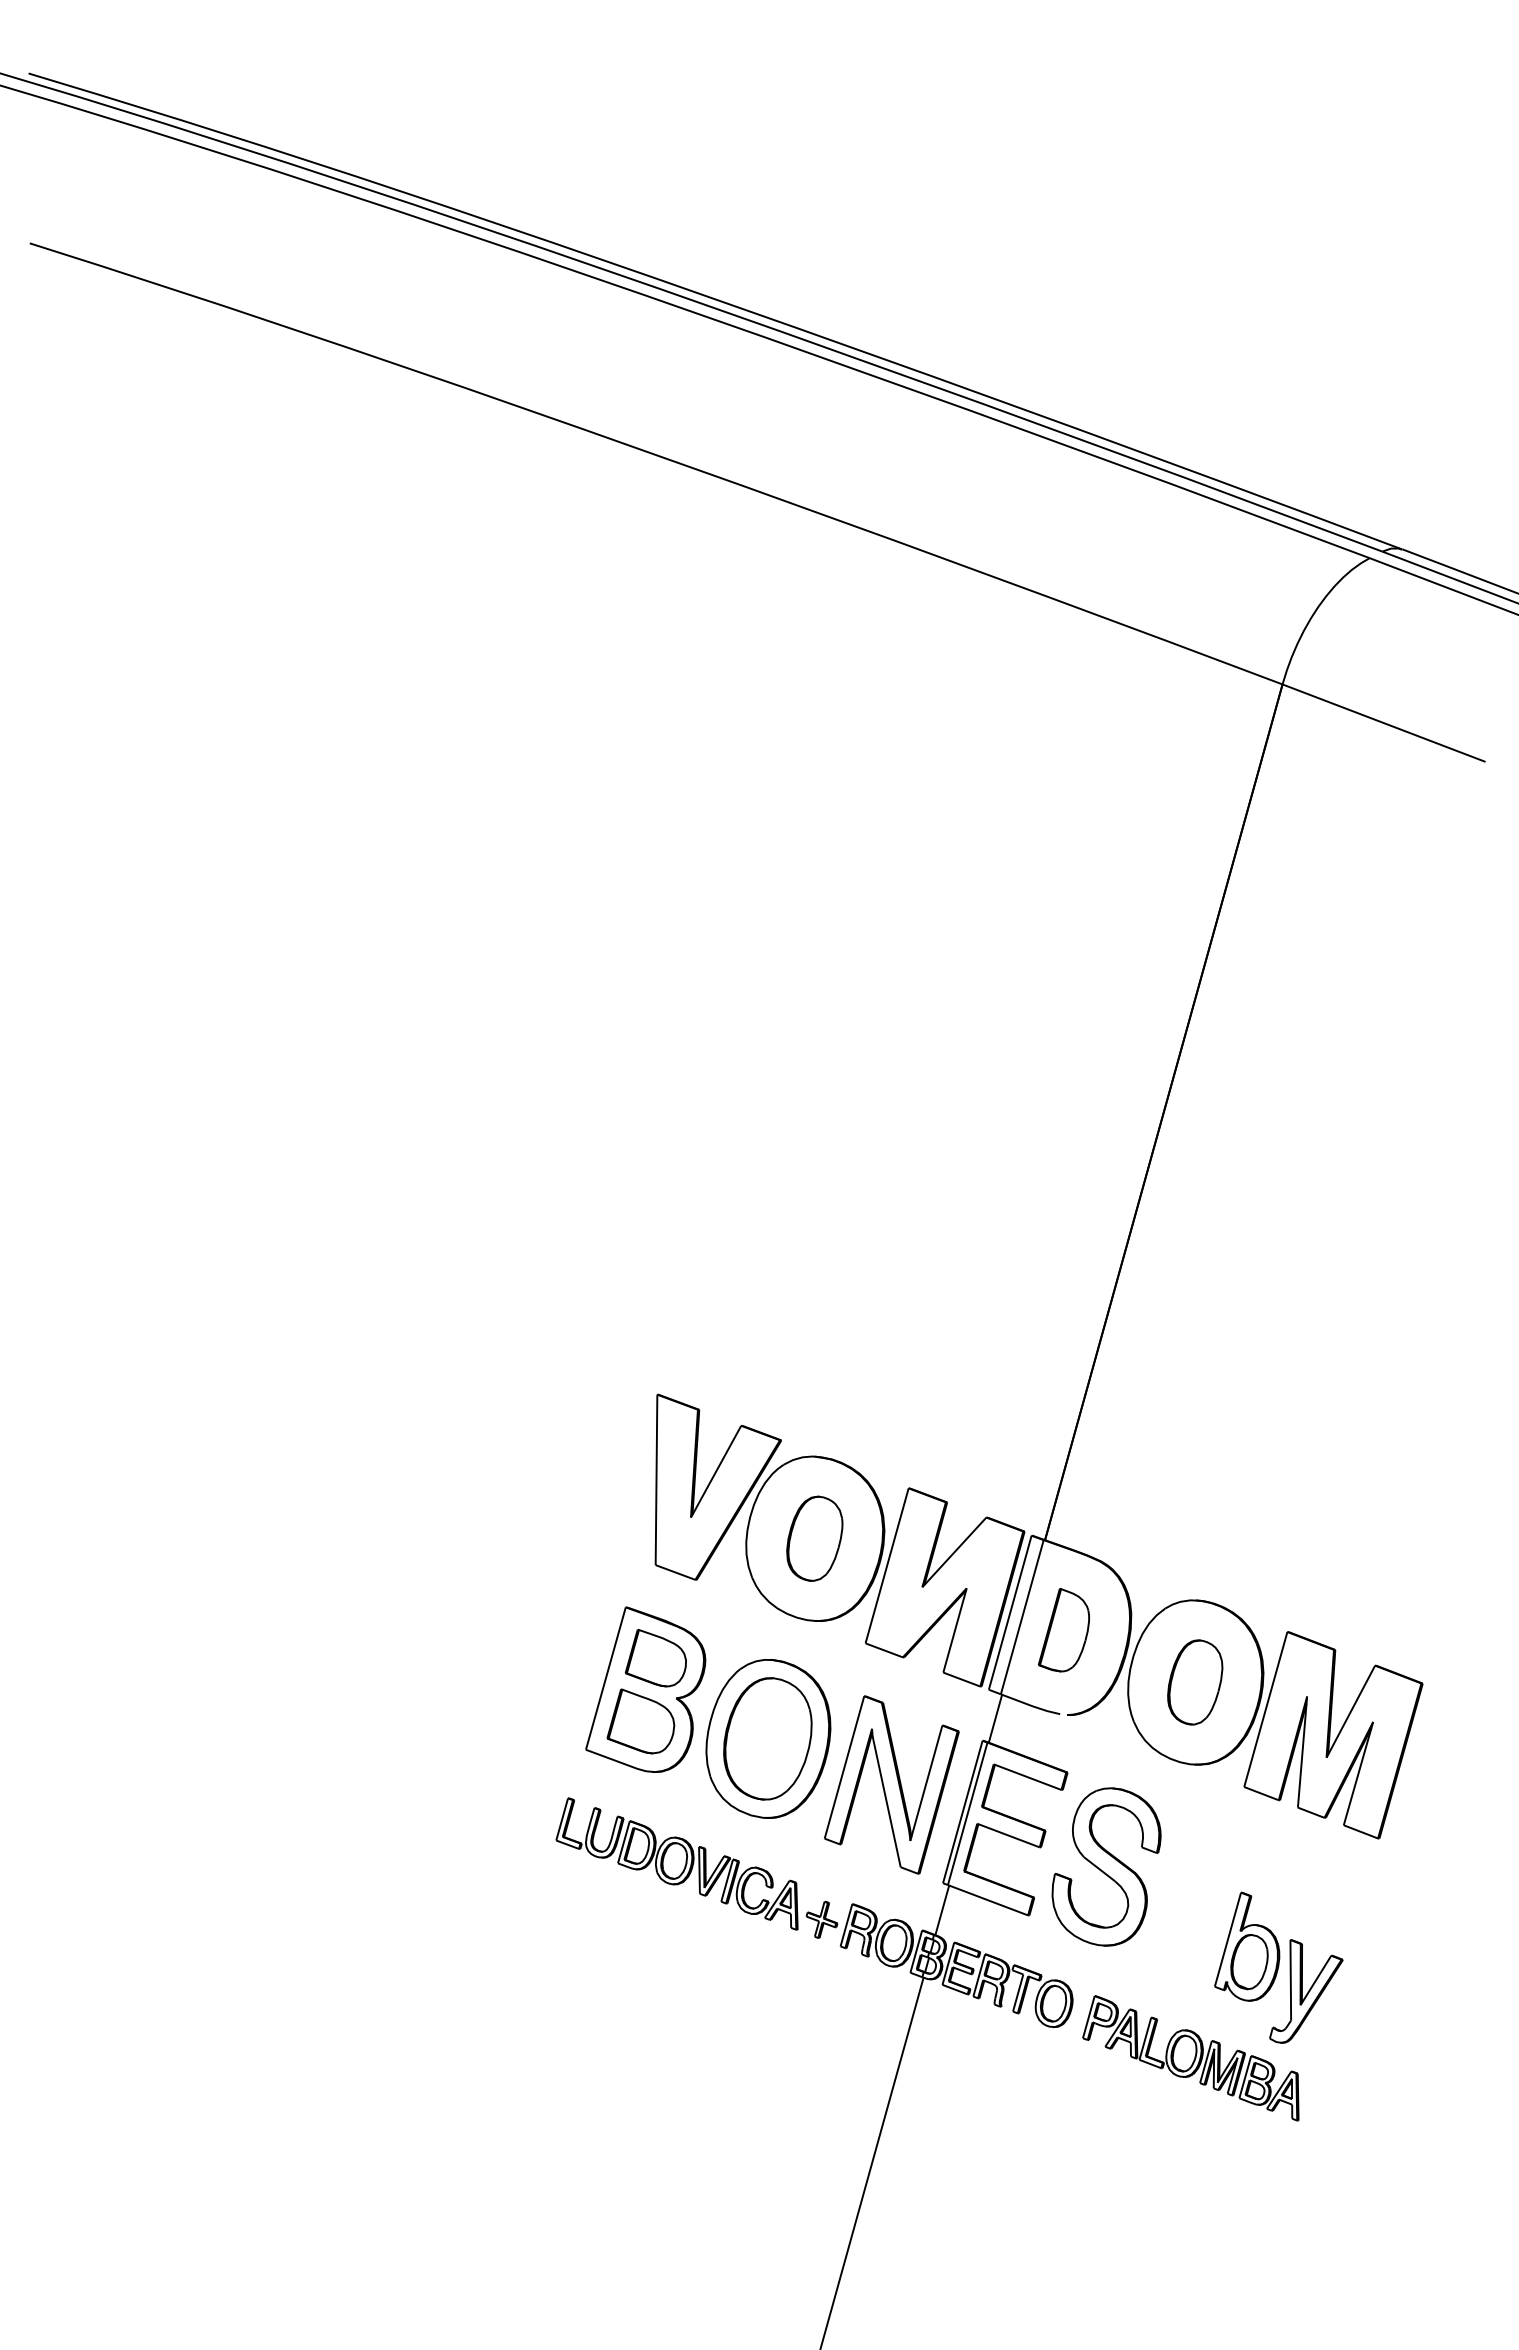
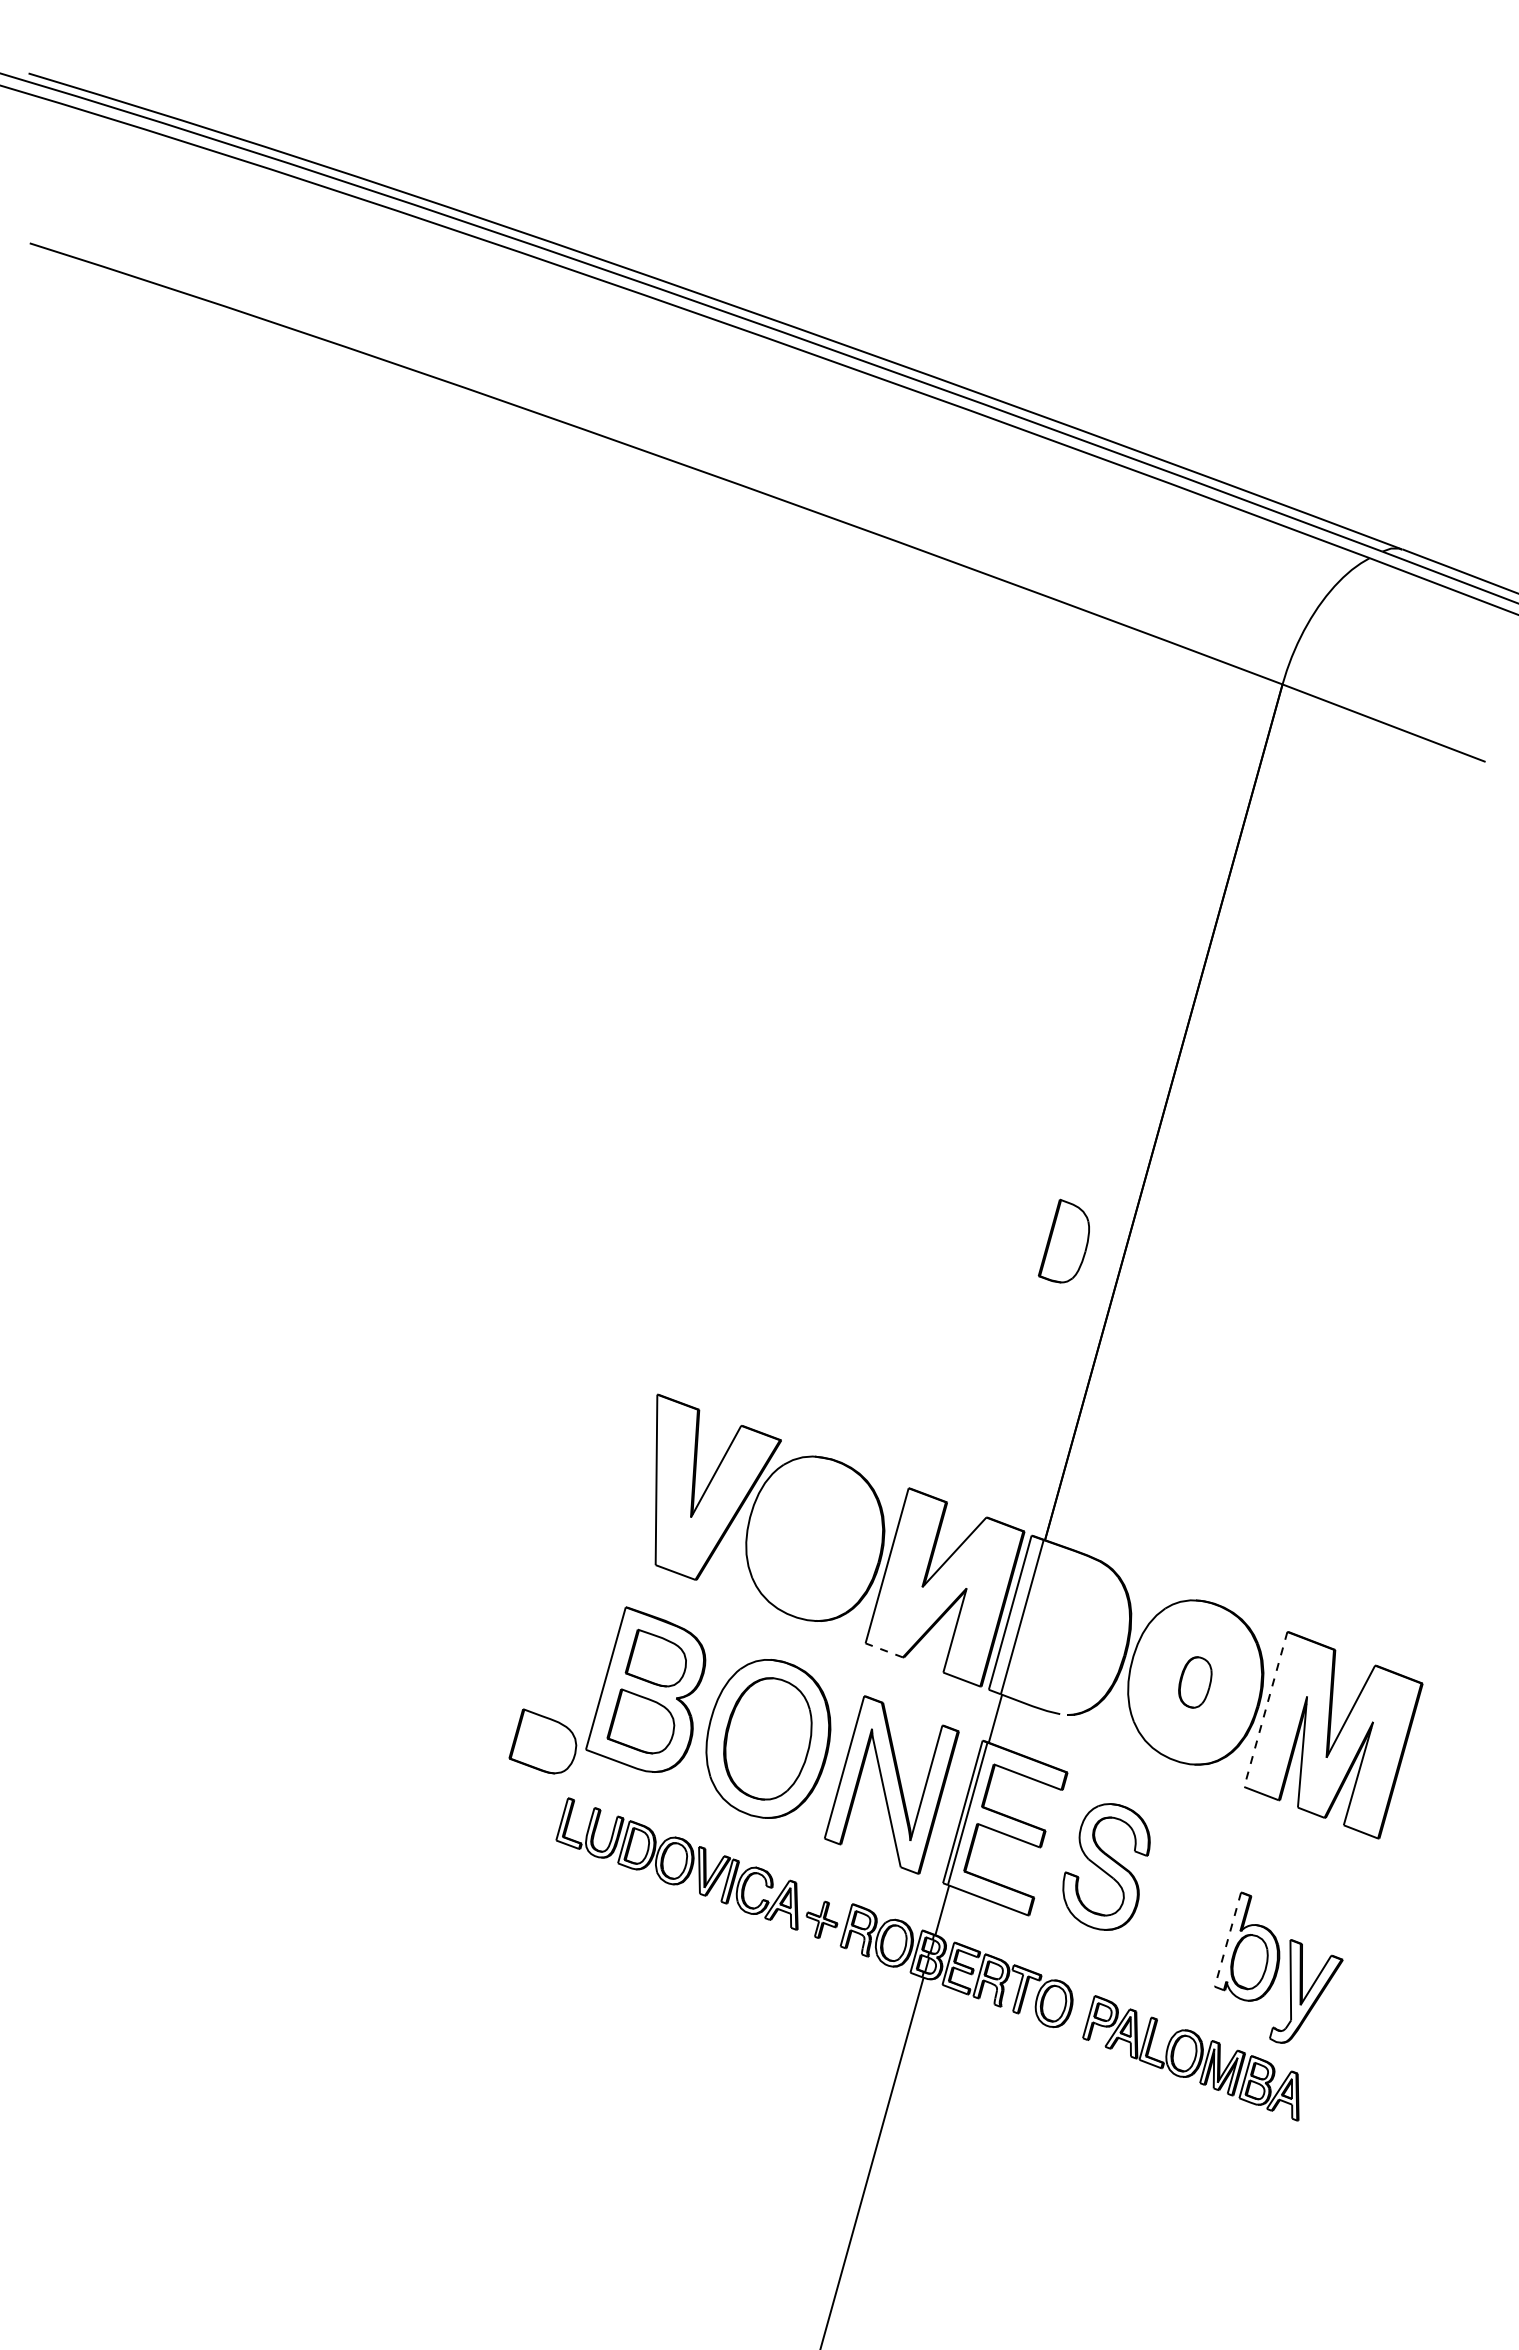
part: present -> none (814, 1538)
part position: (1063, 1629) -> (1063, 1240) (1063, 1240)
line: solid -> dashed (884, 1650)
part size: 57x87 px -> 35x53 px (1195, 1682)
line: solid -> dashed (1265, 1710)
part: none -> present (542, 1741)
part size: 111x160 px -> 89x128 px (1106, 1866)
line: solid -> dashed (1227, 1939)
